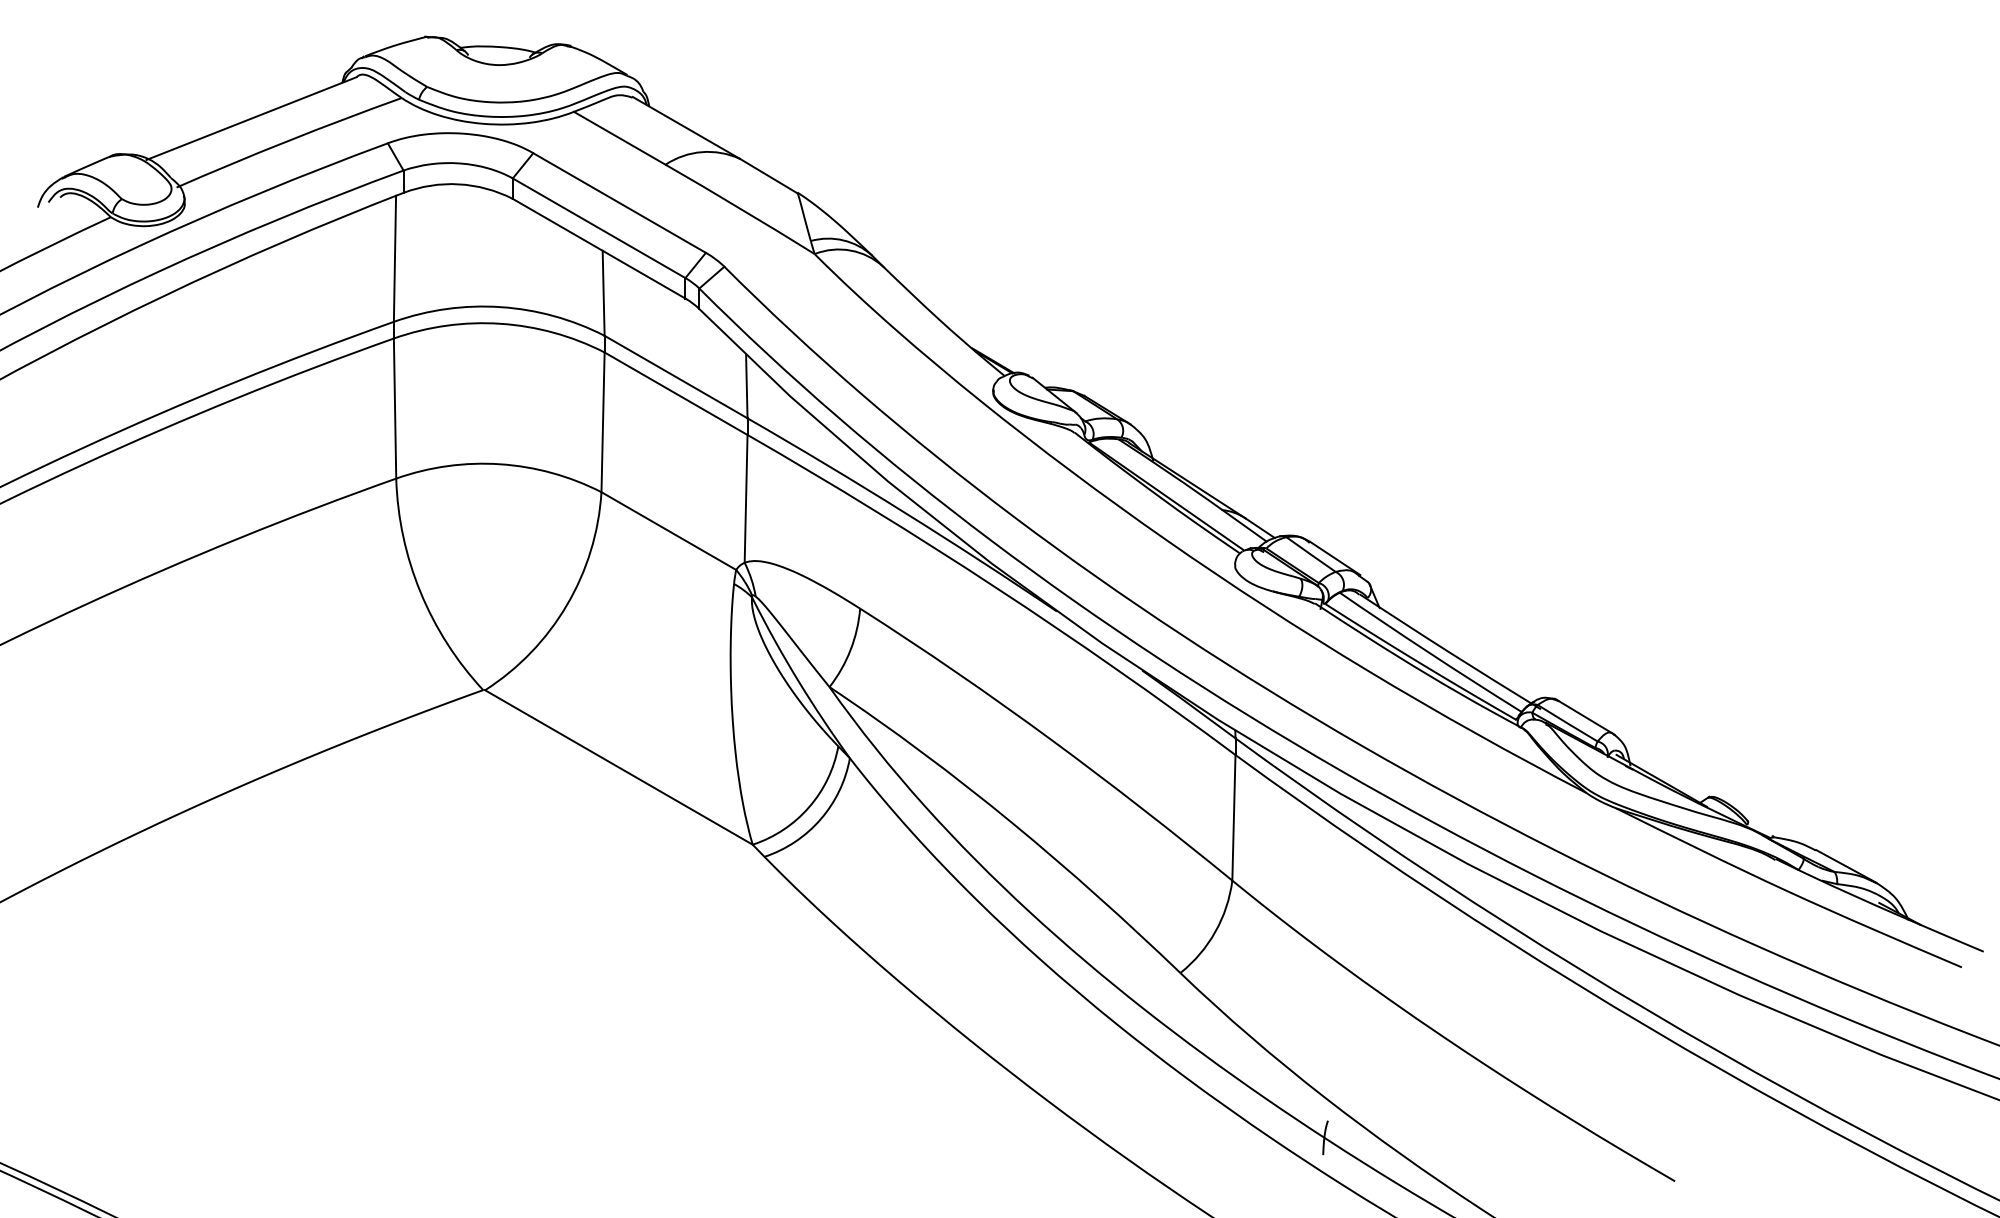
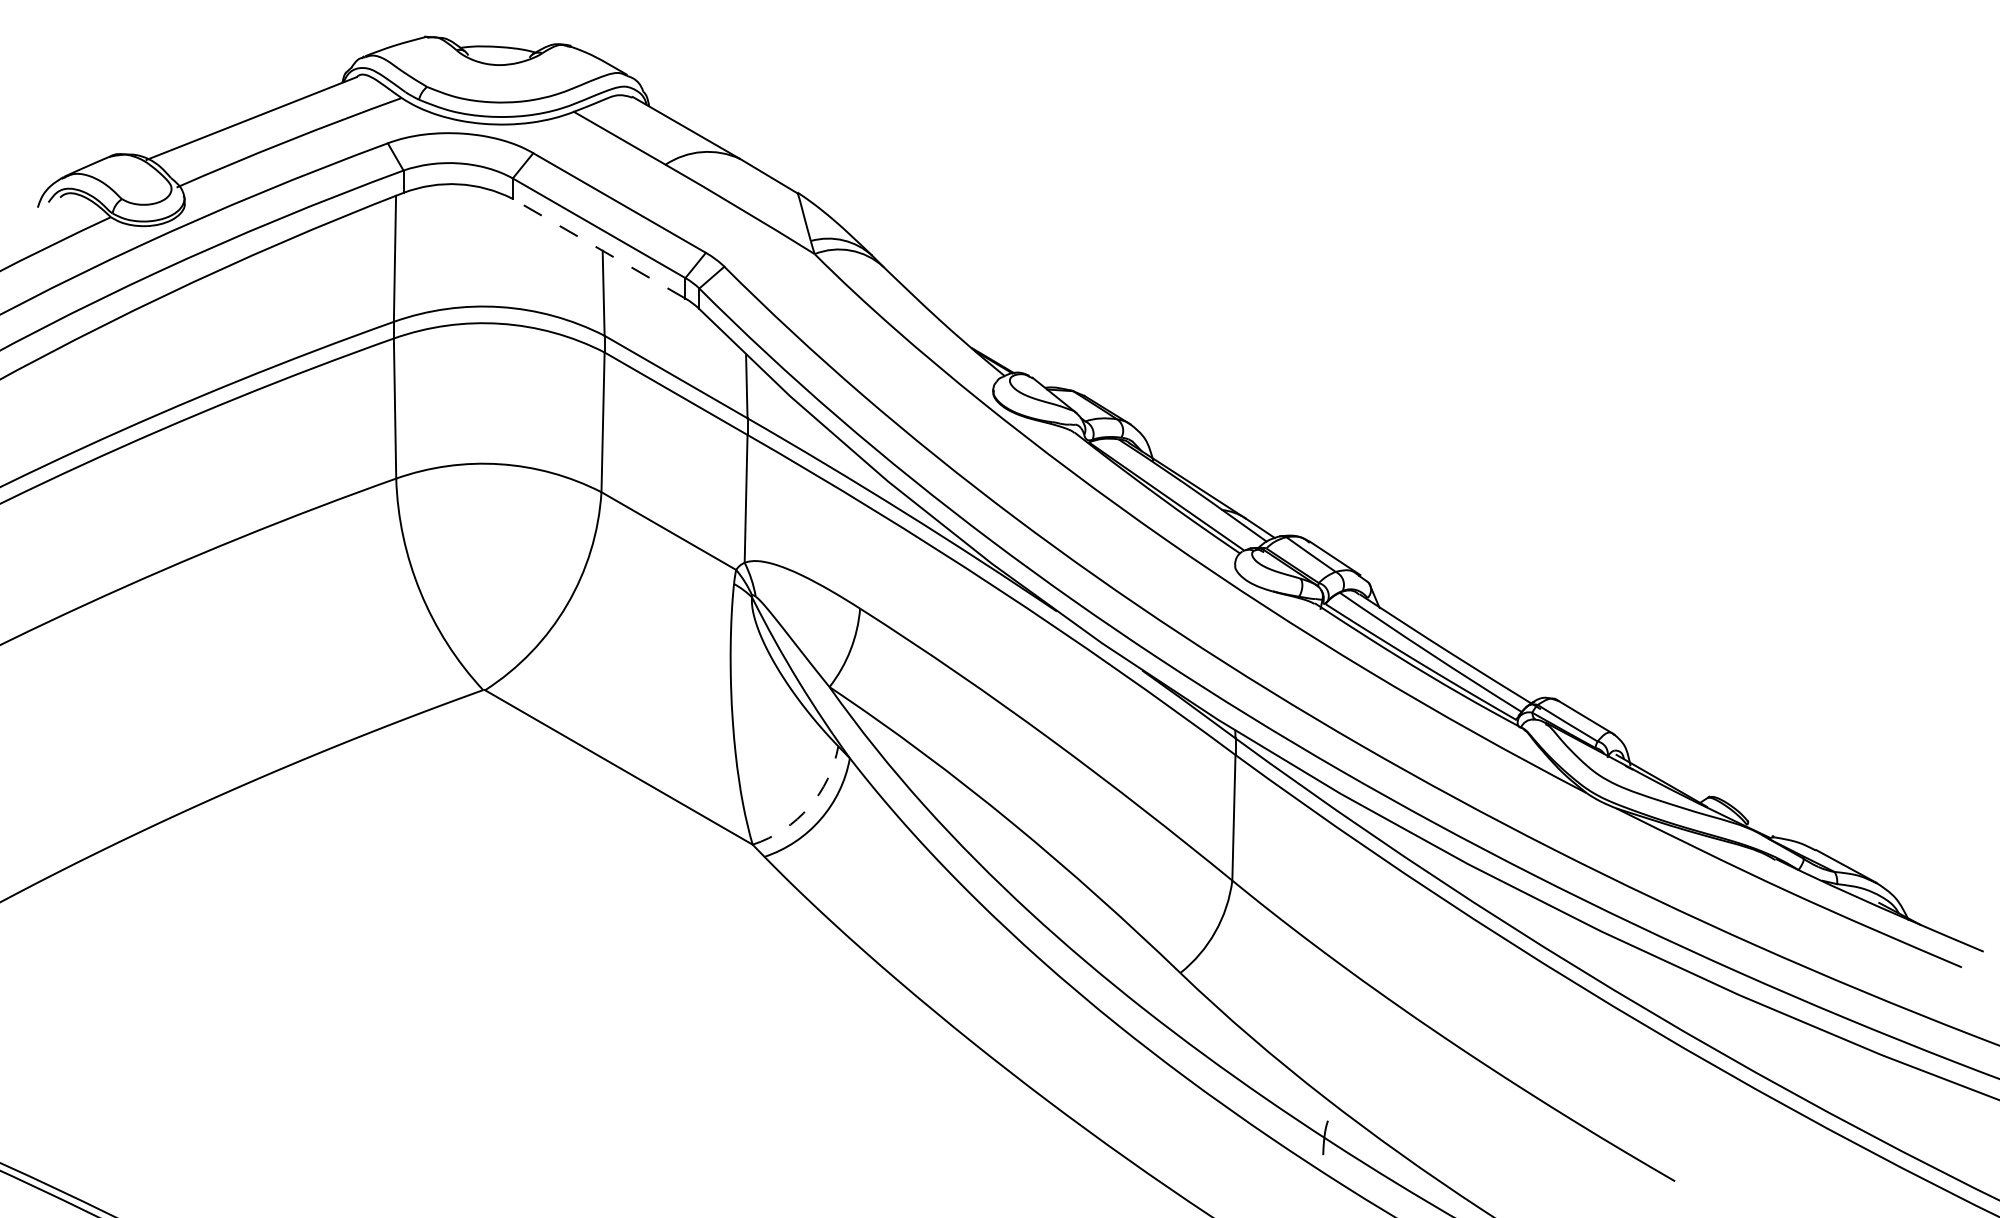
line: solid -> dashed (599, 248)
arc: solid -> dashed (809, 807)
